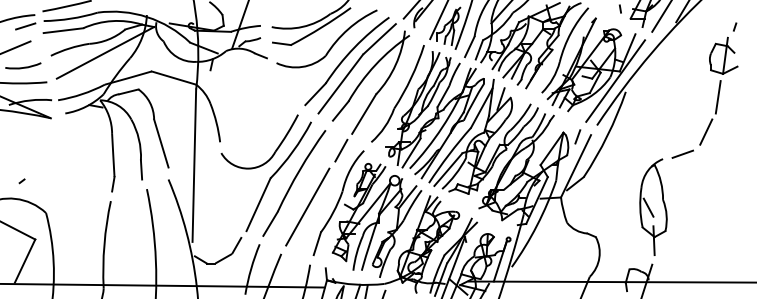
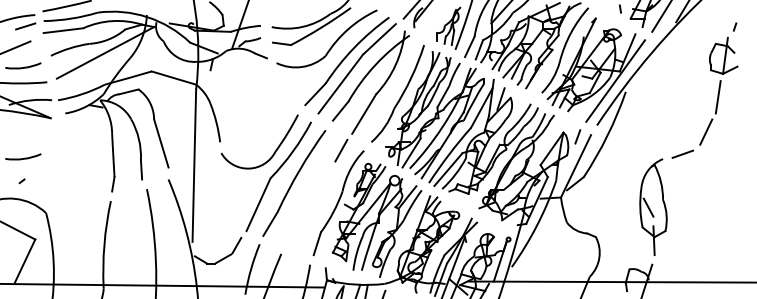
line: present -> none (438, 20)
arc: none -> present (24, 157)
line: present -> none (307, 206)
